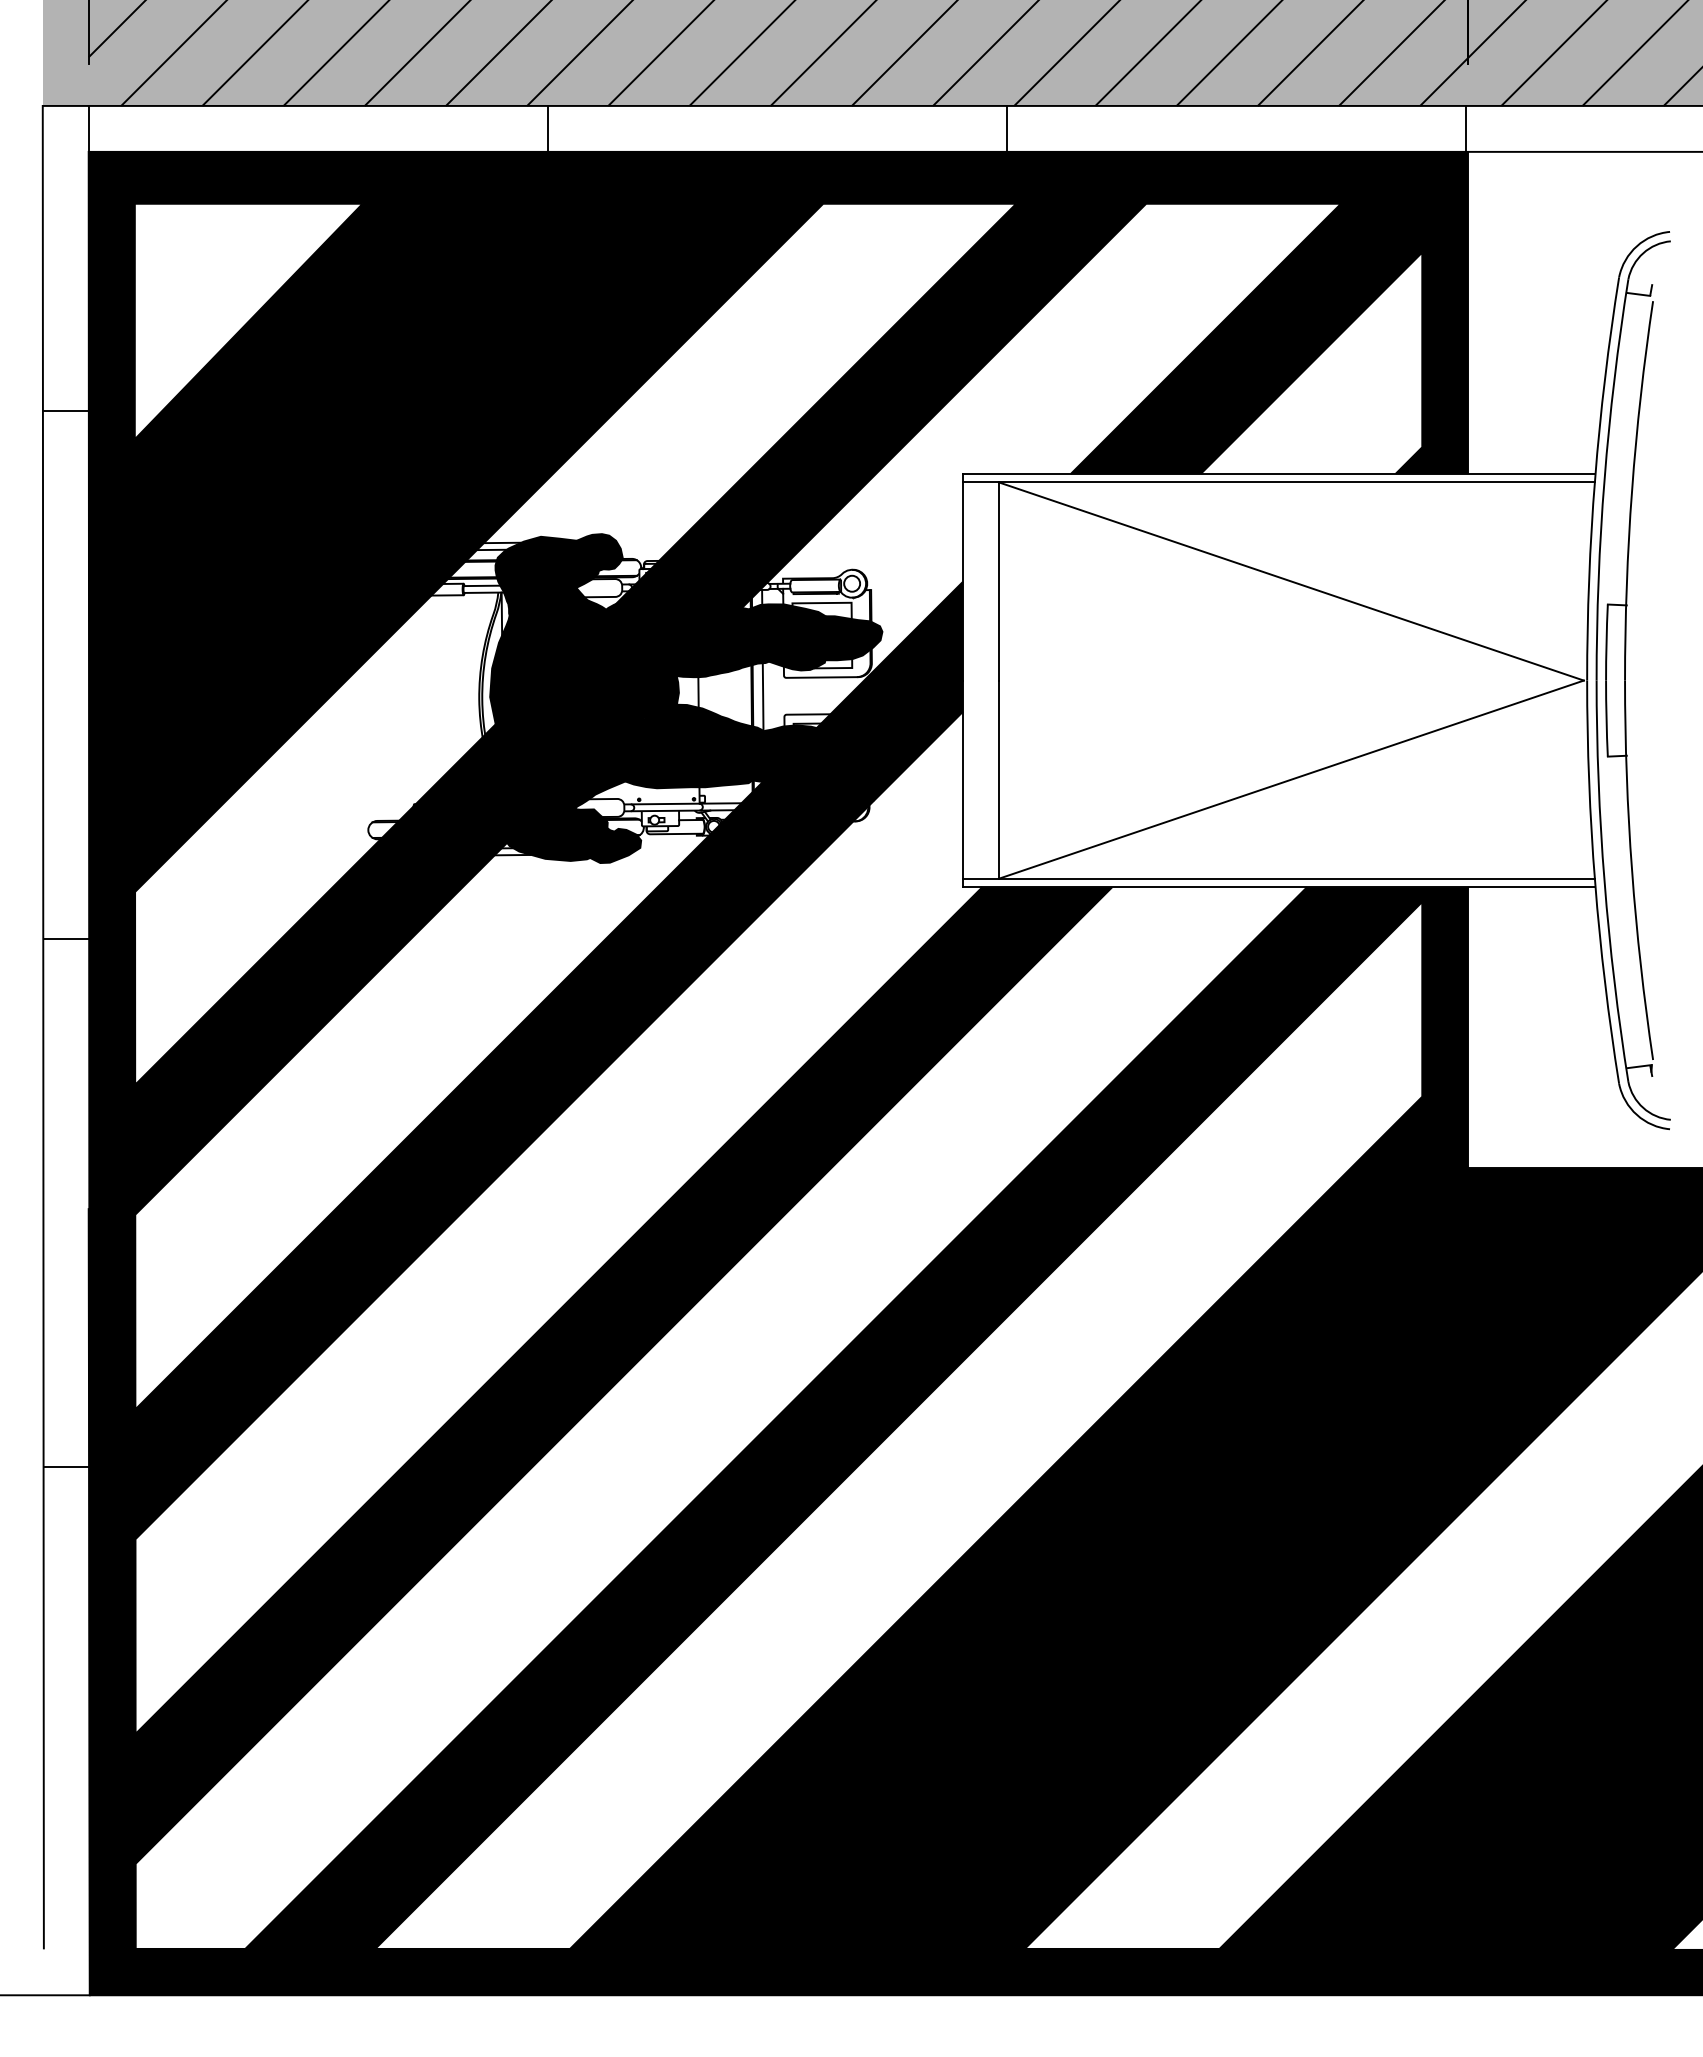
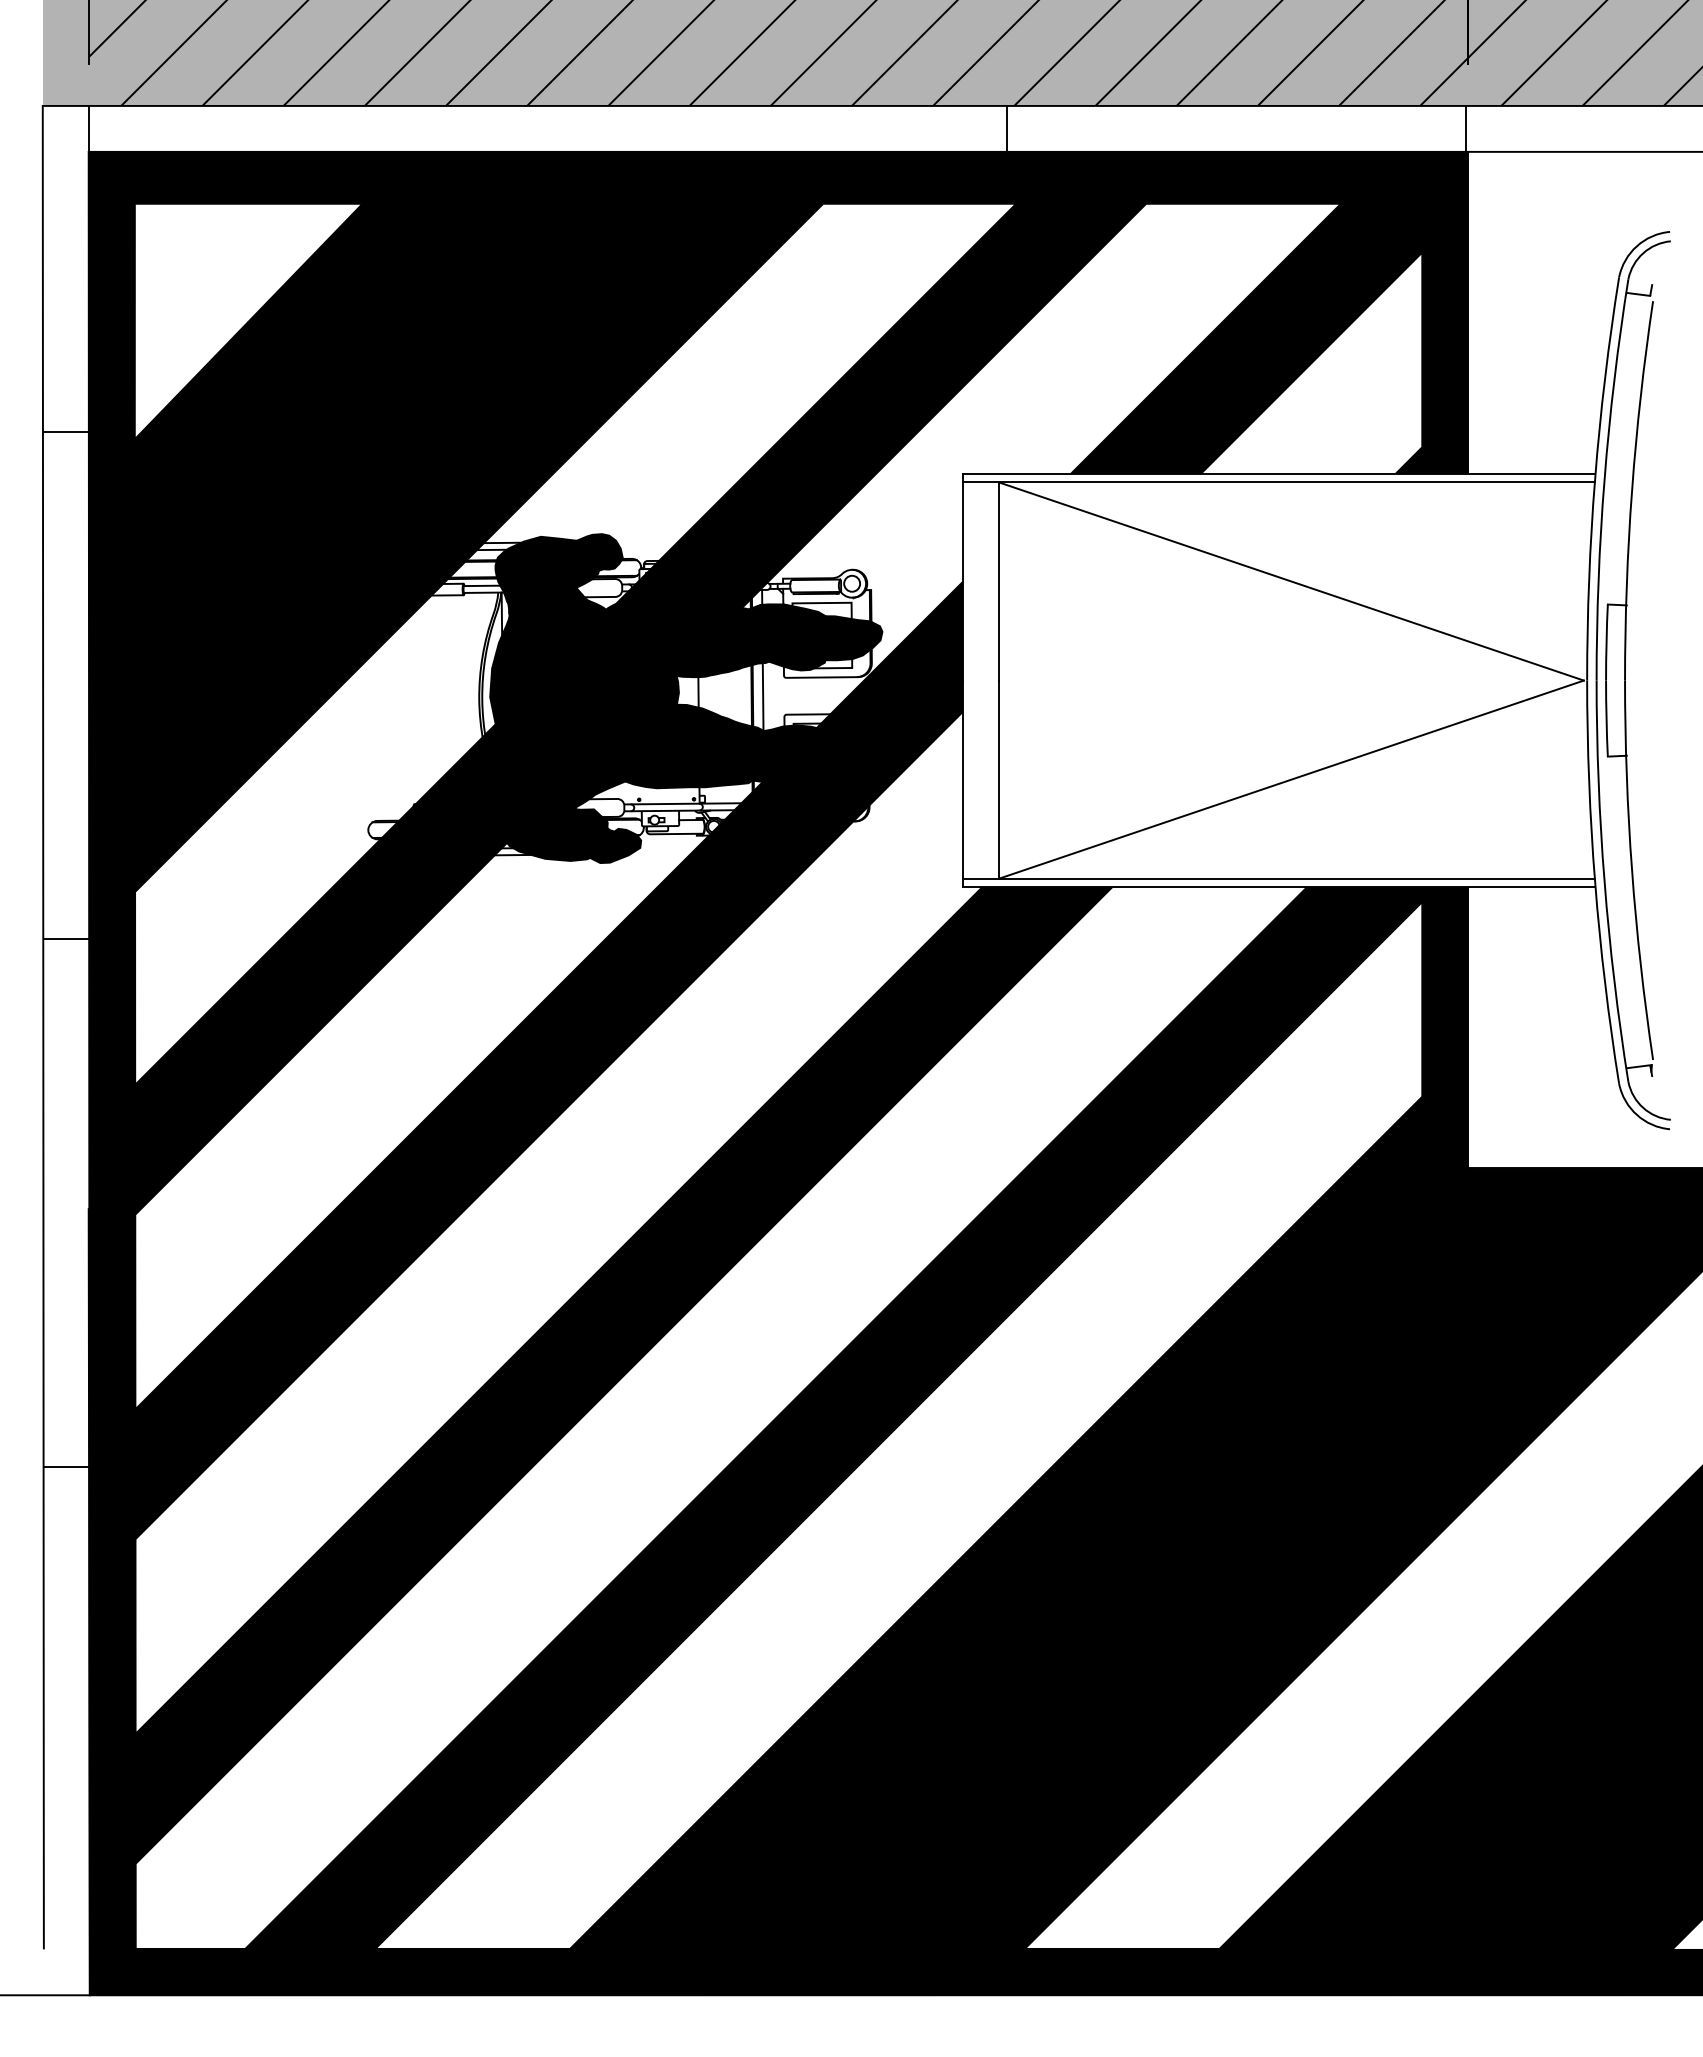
line: present -> none (547, 128)
line position: (66, 410) -> (66, 431) (66, 431)
